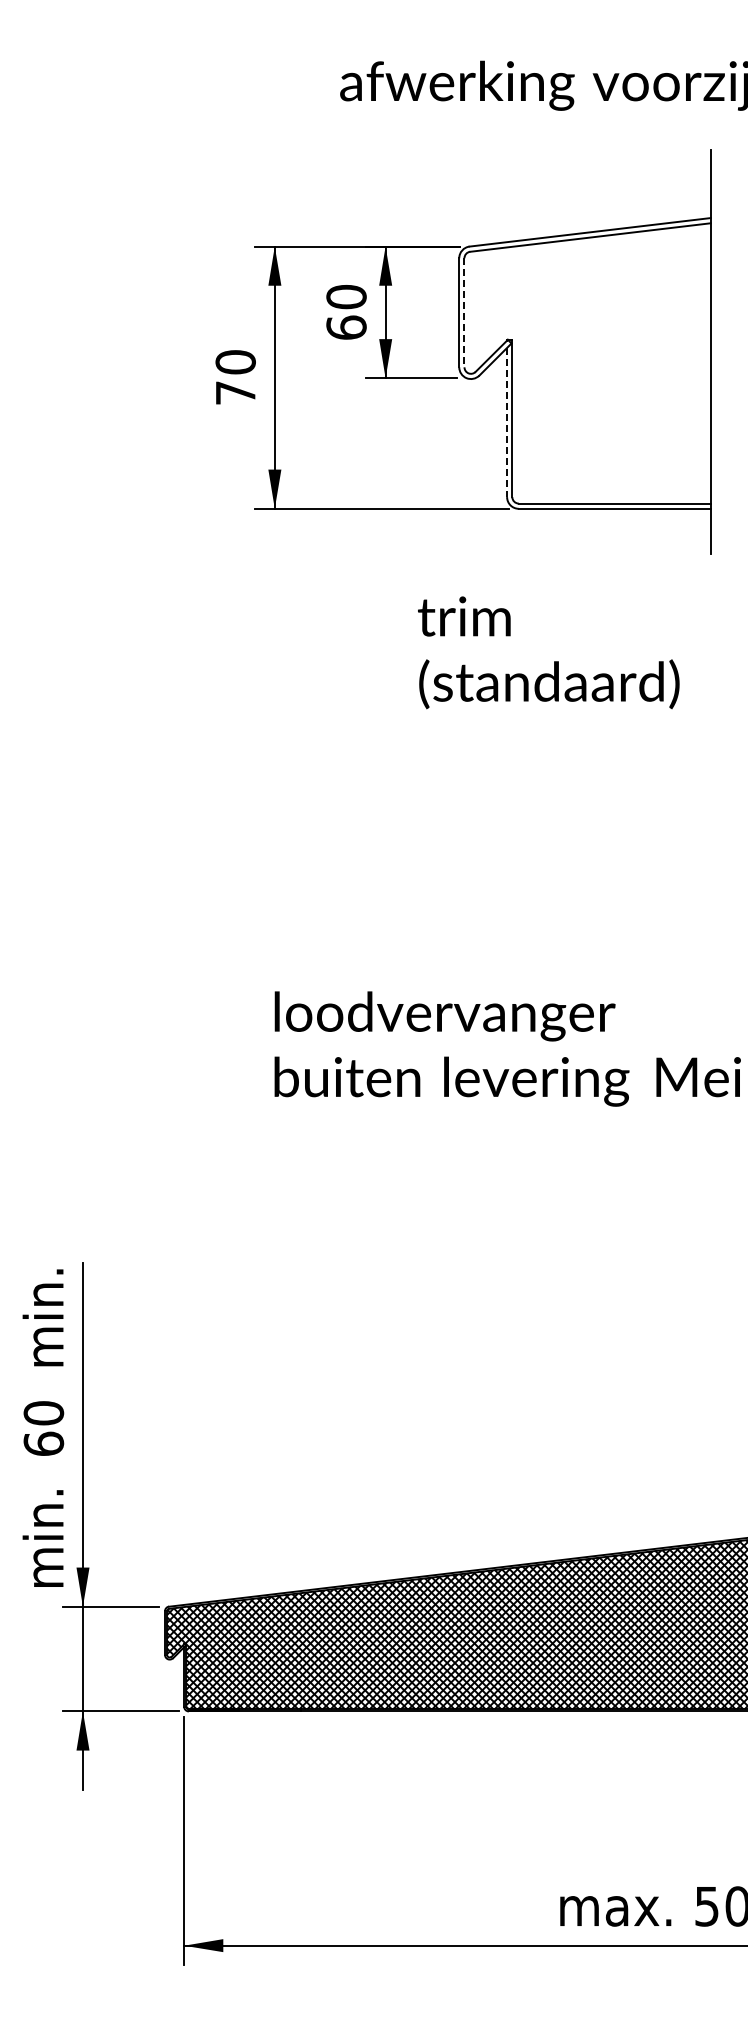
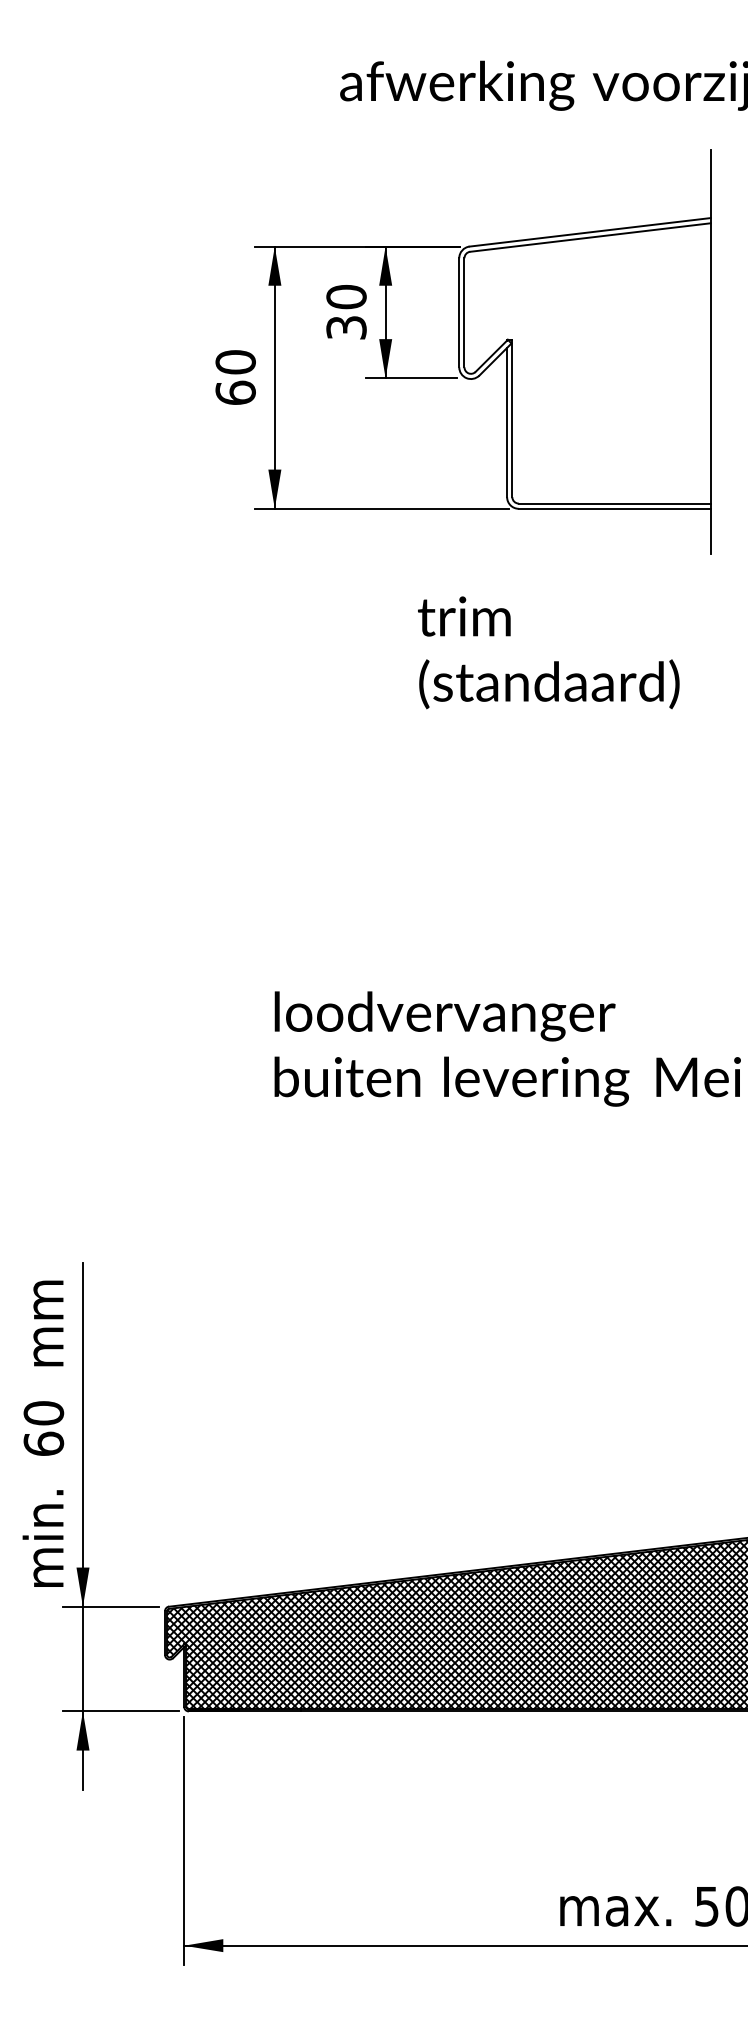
line: dashed -> solid (464, 312)
text: 60 -> 30 (346, 327)
text: 70 -> 60 (235, 392)
line: dashed -> solid (507, 422)
text: min. -> mm (42, 1294)
